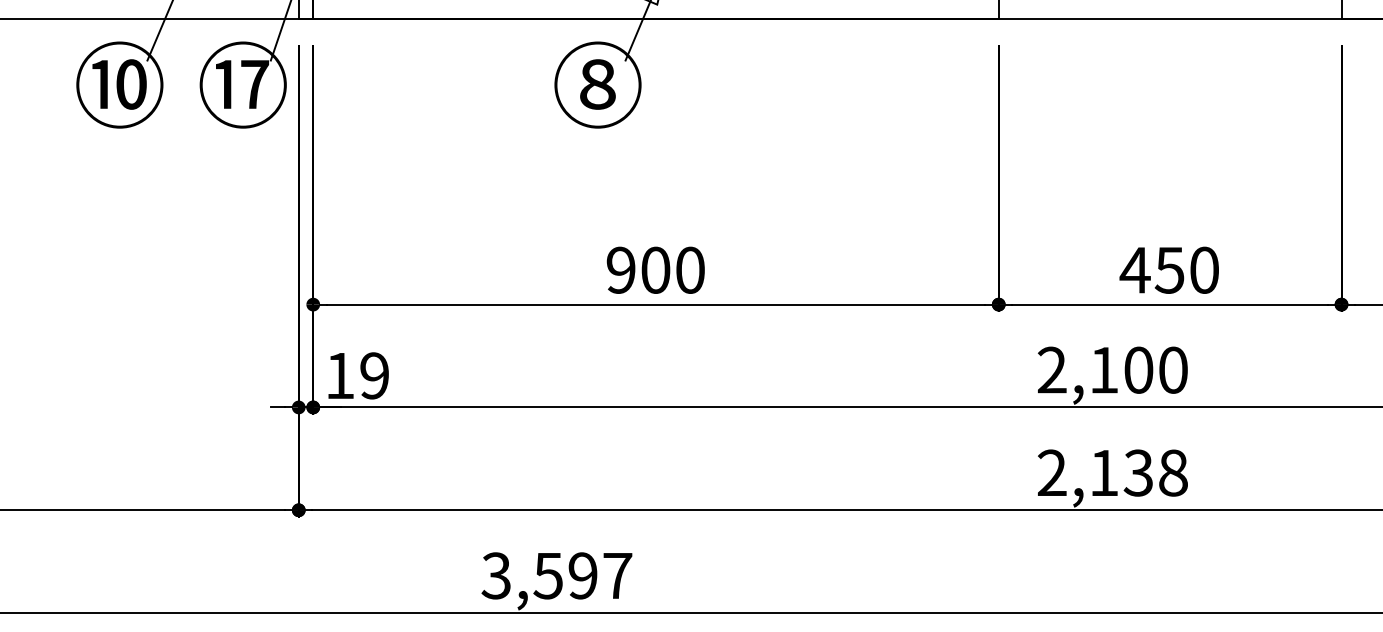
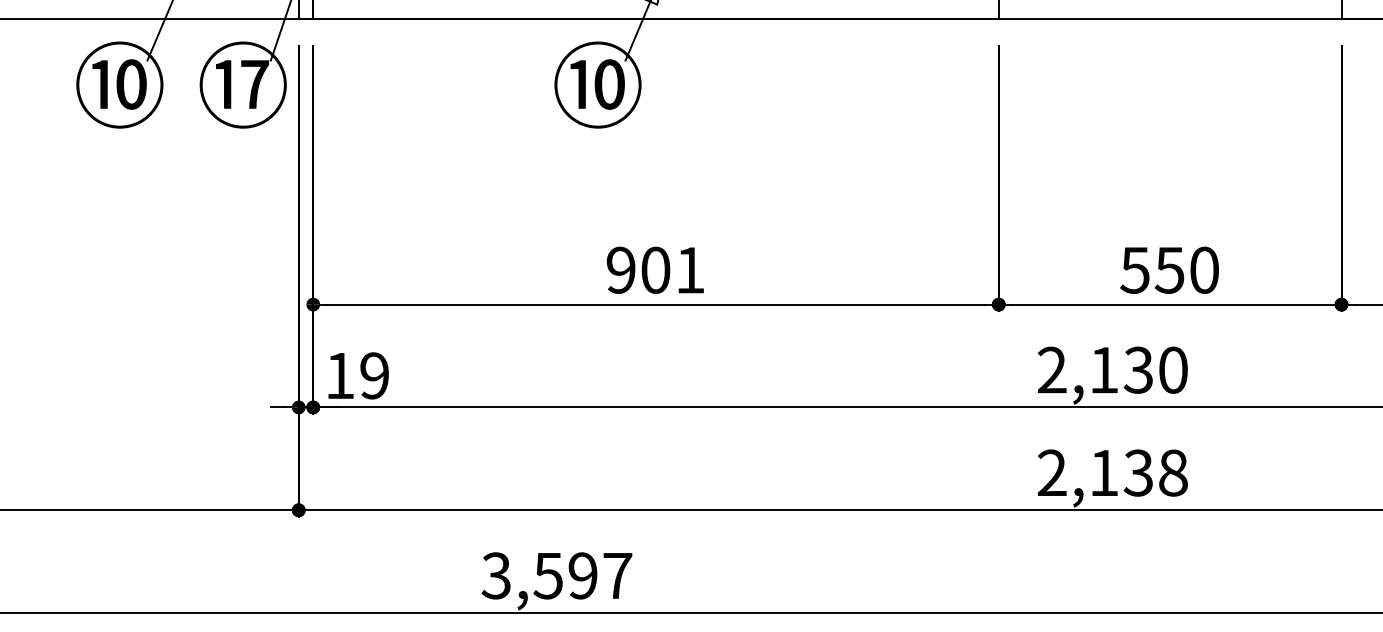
text: ⑧ -> ⑩ (597, 84)
text: 900 -> 901 (690, 269)
text: 450 -> 550 (1134, 270)
text: 2,100 -> 2,130 (1138, 369)
